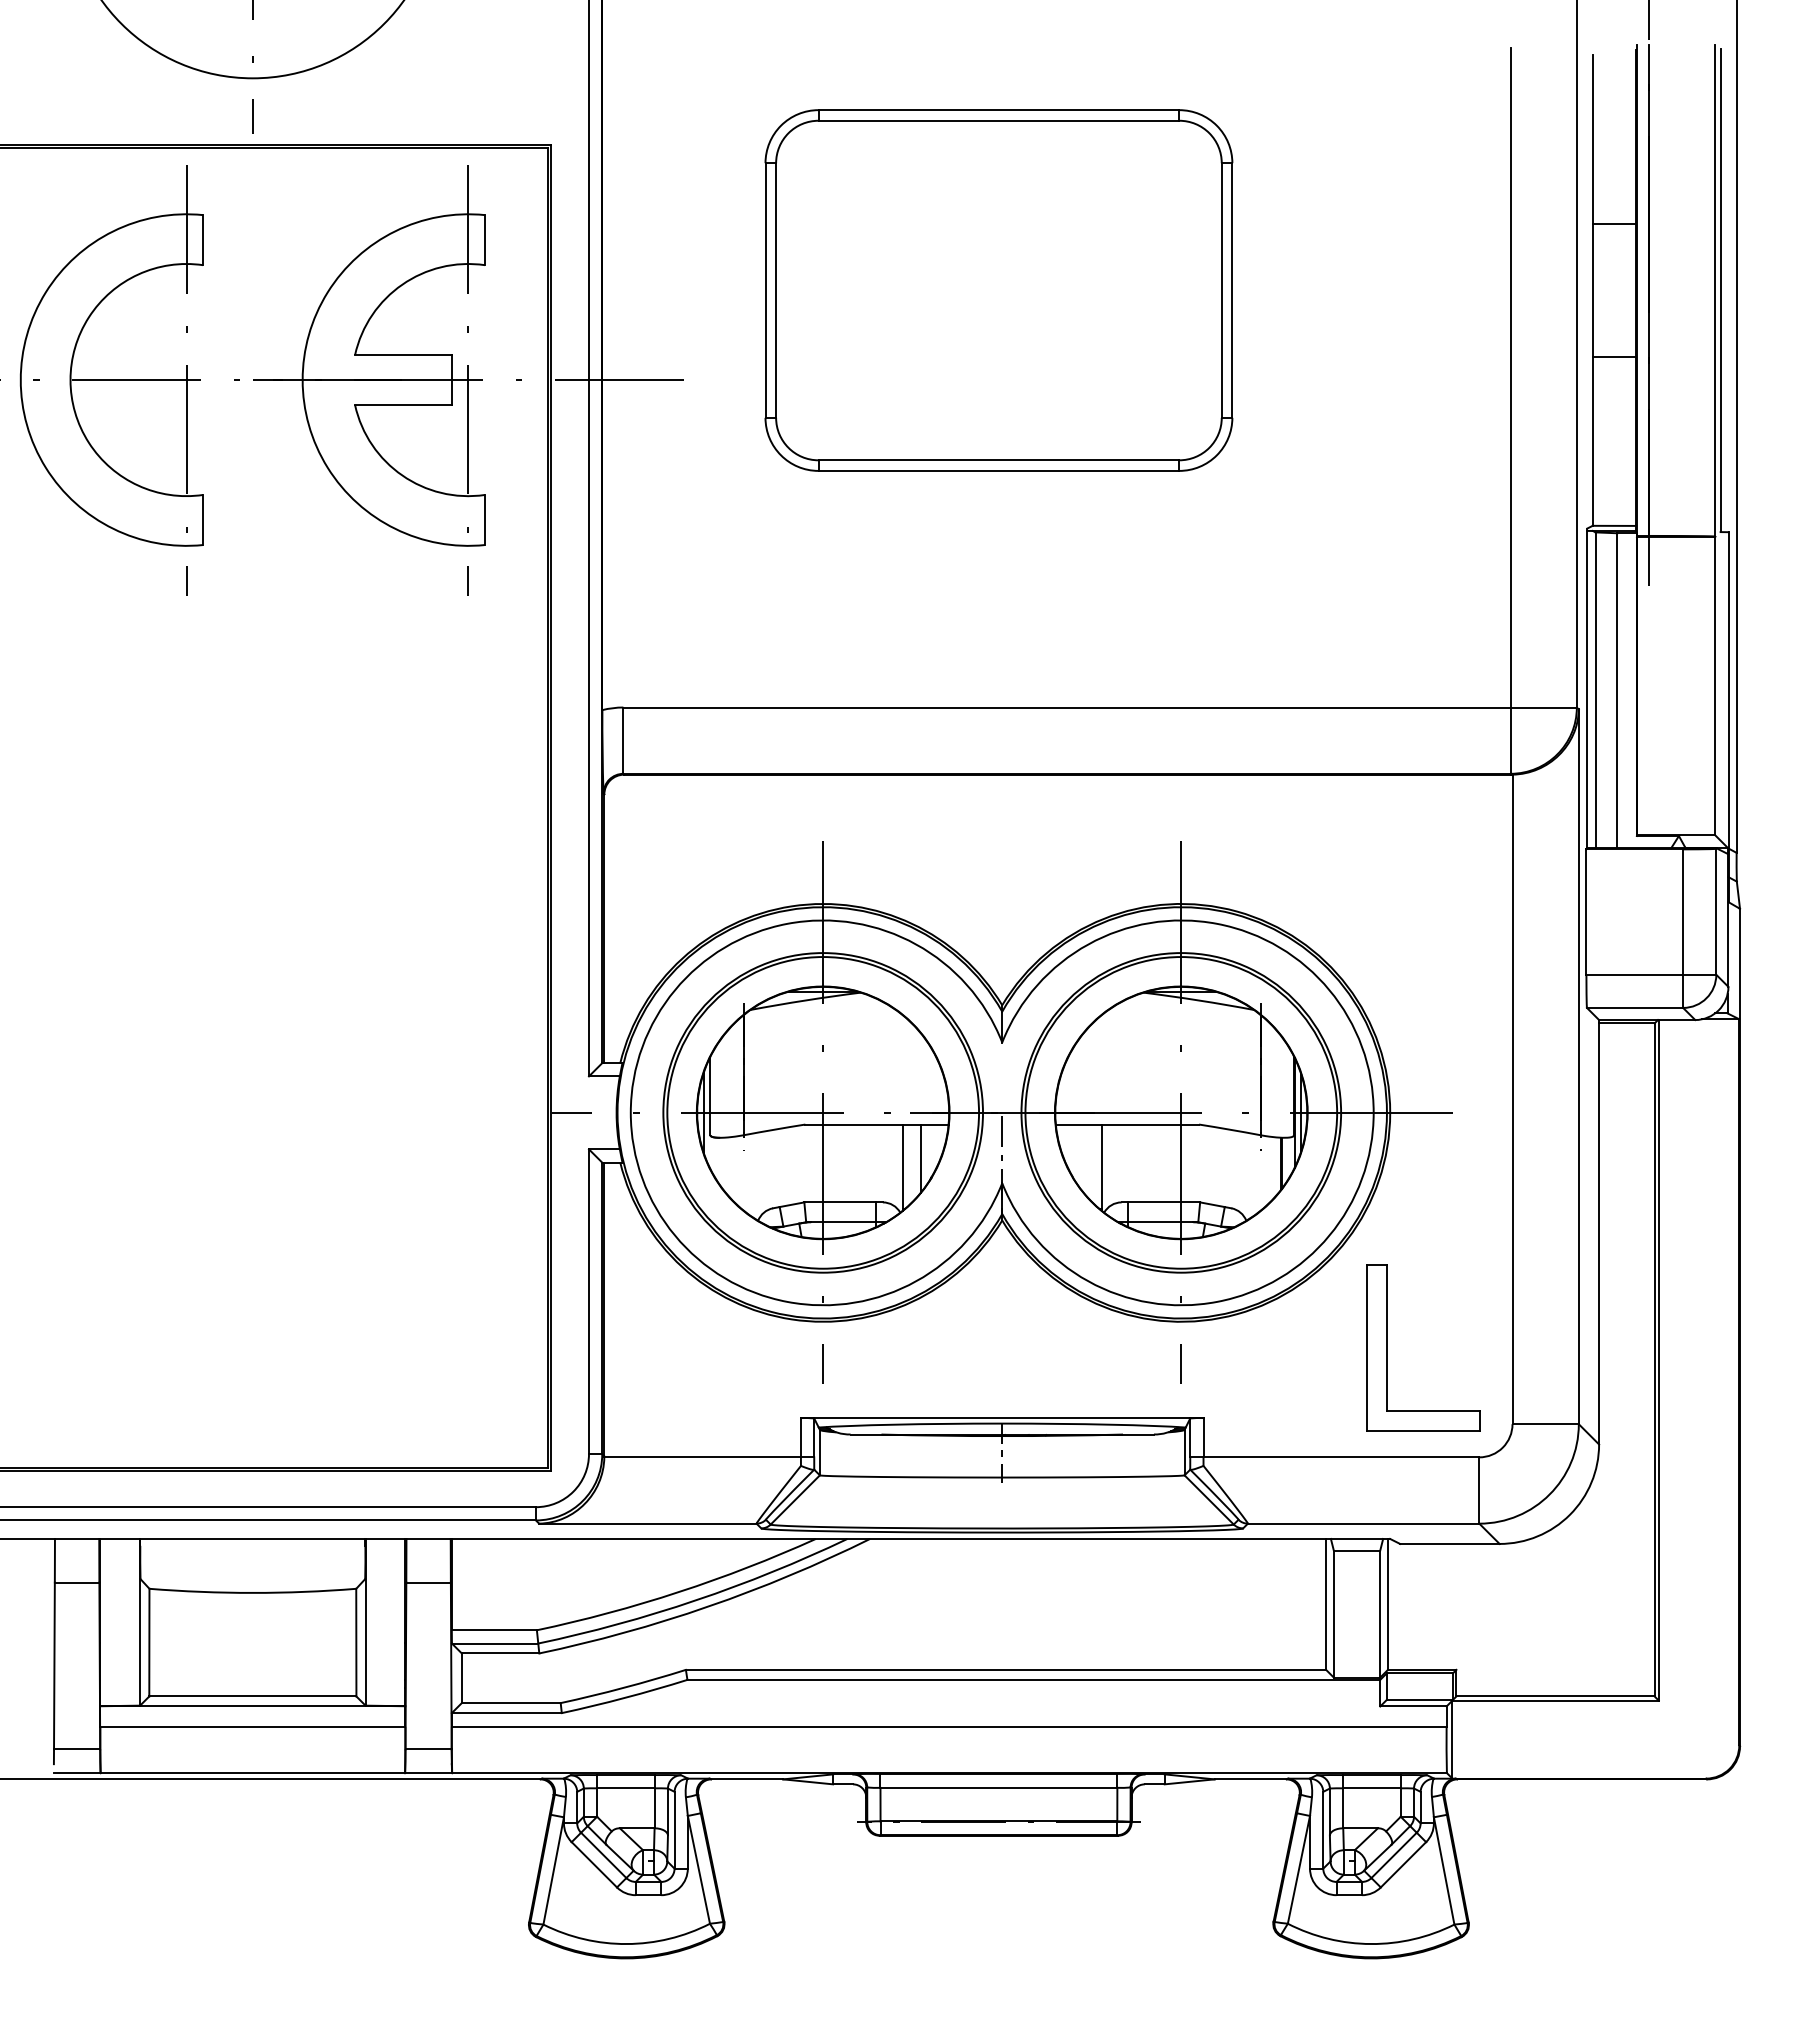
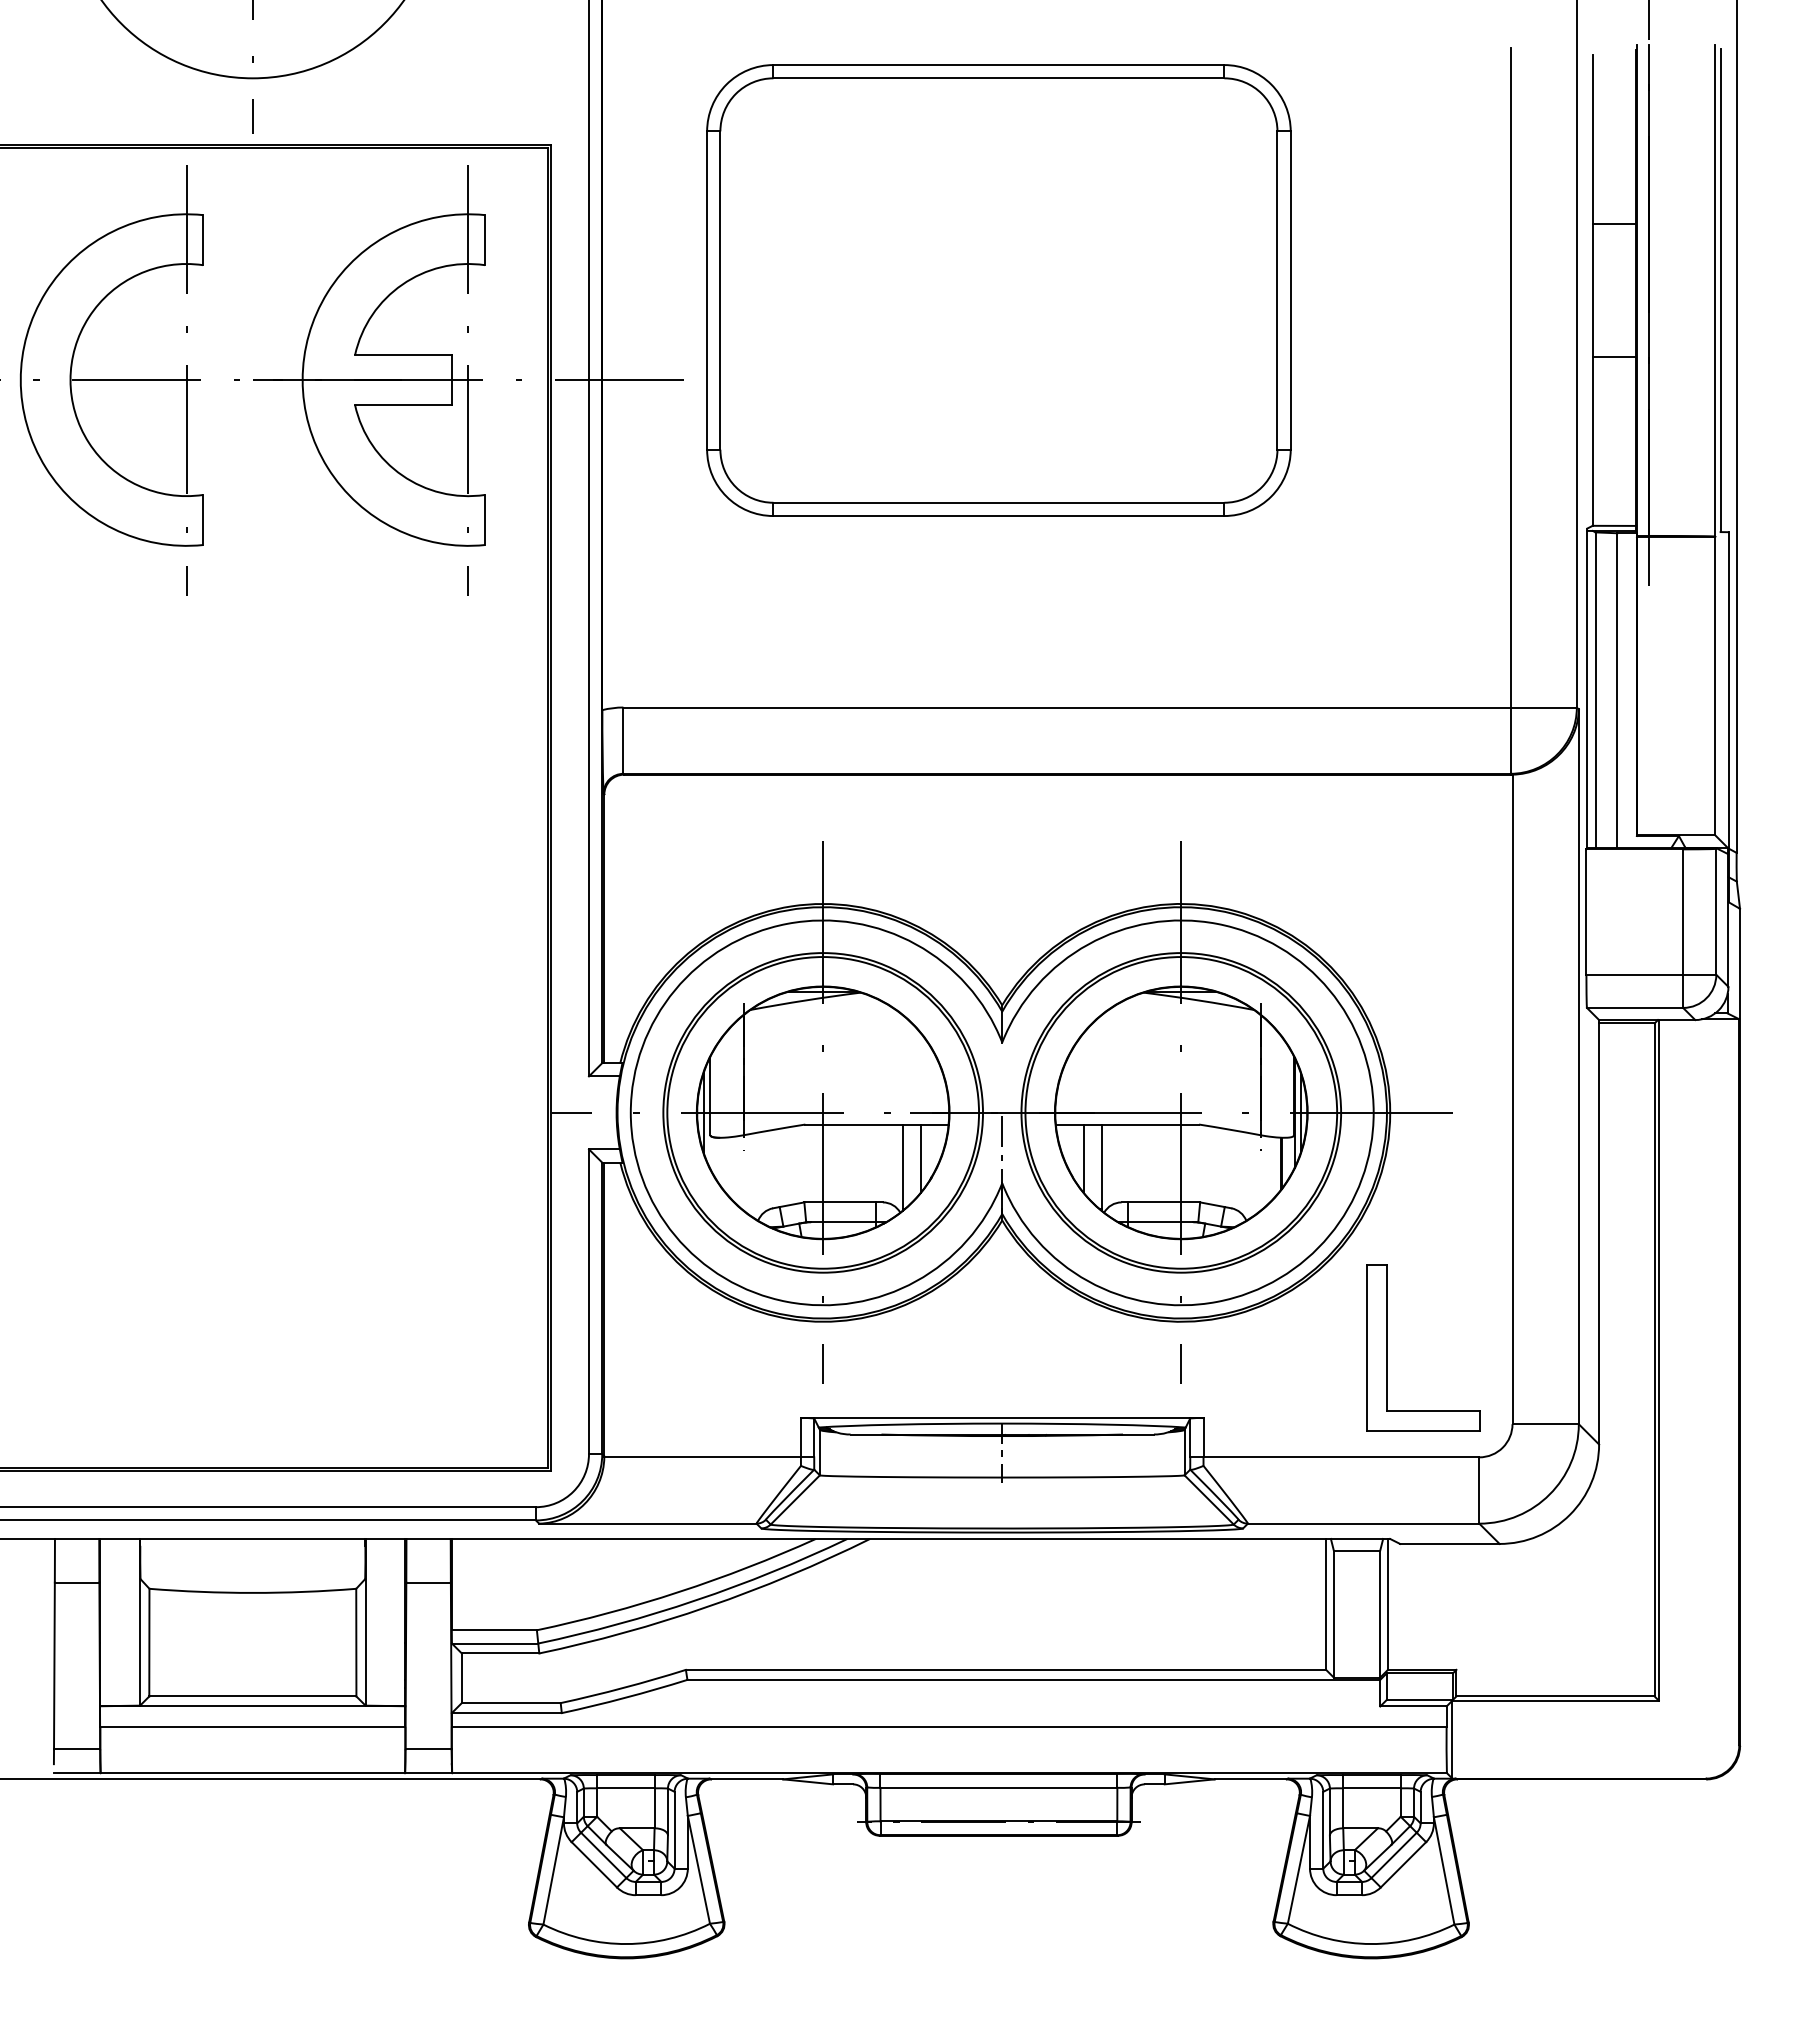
part size: 470x363 px -> 586x453 px (998, 290)
line: none -> present (1083, 1158)
